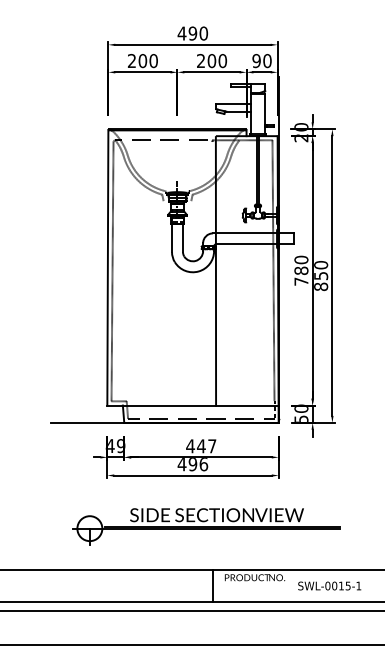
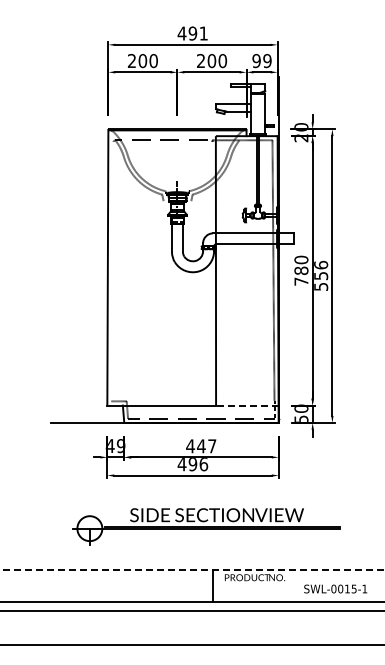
text: 490 -> 491 (203, 33)
text: 90 -> 99 (267, 61)
line: present -> none (112, 271)
text: 850 -> 556 (321, 275)
line: solid -> dashed (246, 405)
line: solid -> dashed (192, 569)
text position: (329, 585) -> (335, 588) (335, 588)
